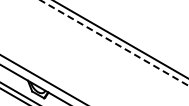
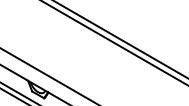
line: dashed -> solid (115, 43)
line position: (42, 79) -> (48, 75) (48, 75)
